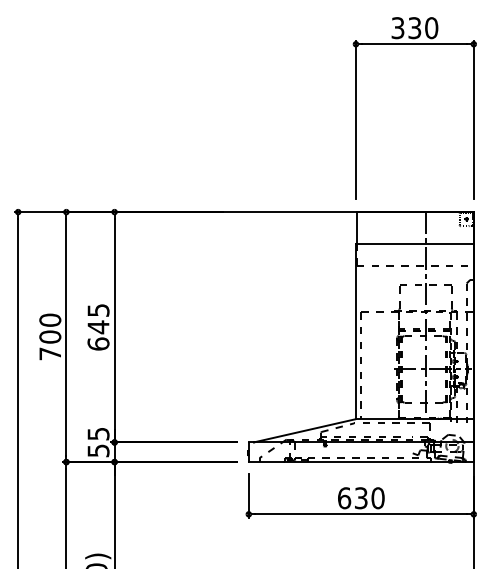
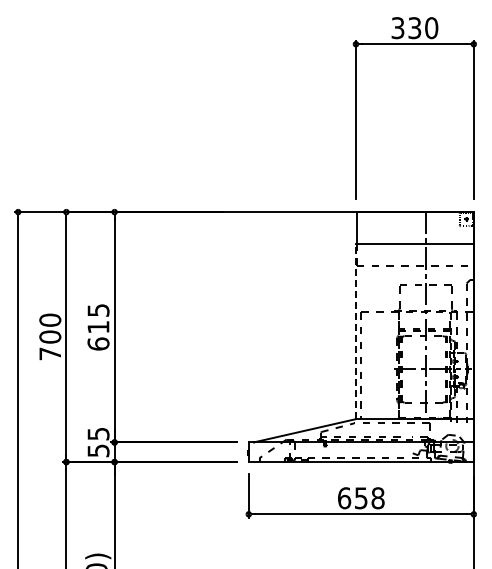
text: 645 -> 615 (98, 327)
line: solid -> dashed (355, 331)
text: 630 -> 658 (369, 497)
